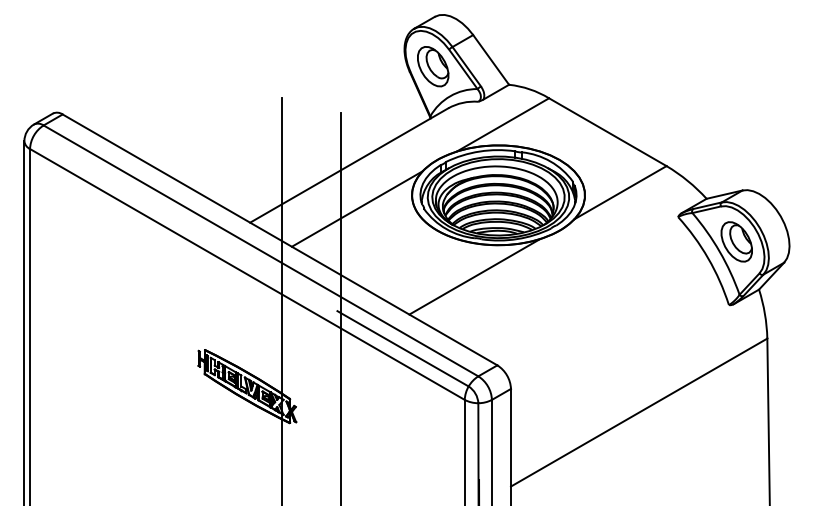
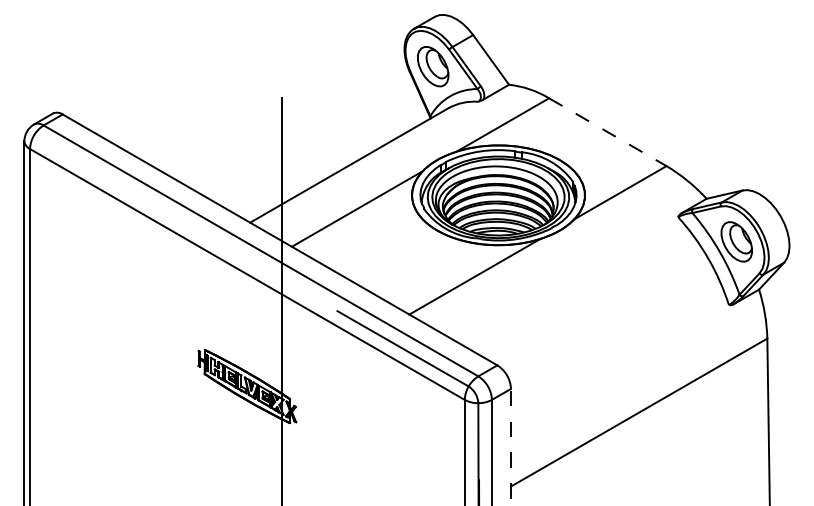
line: solid -> dashed (607, 132)
line: present -> none (341, 307)
line: solid -> dashed (511, 446)
